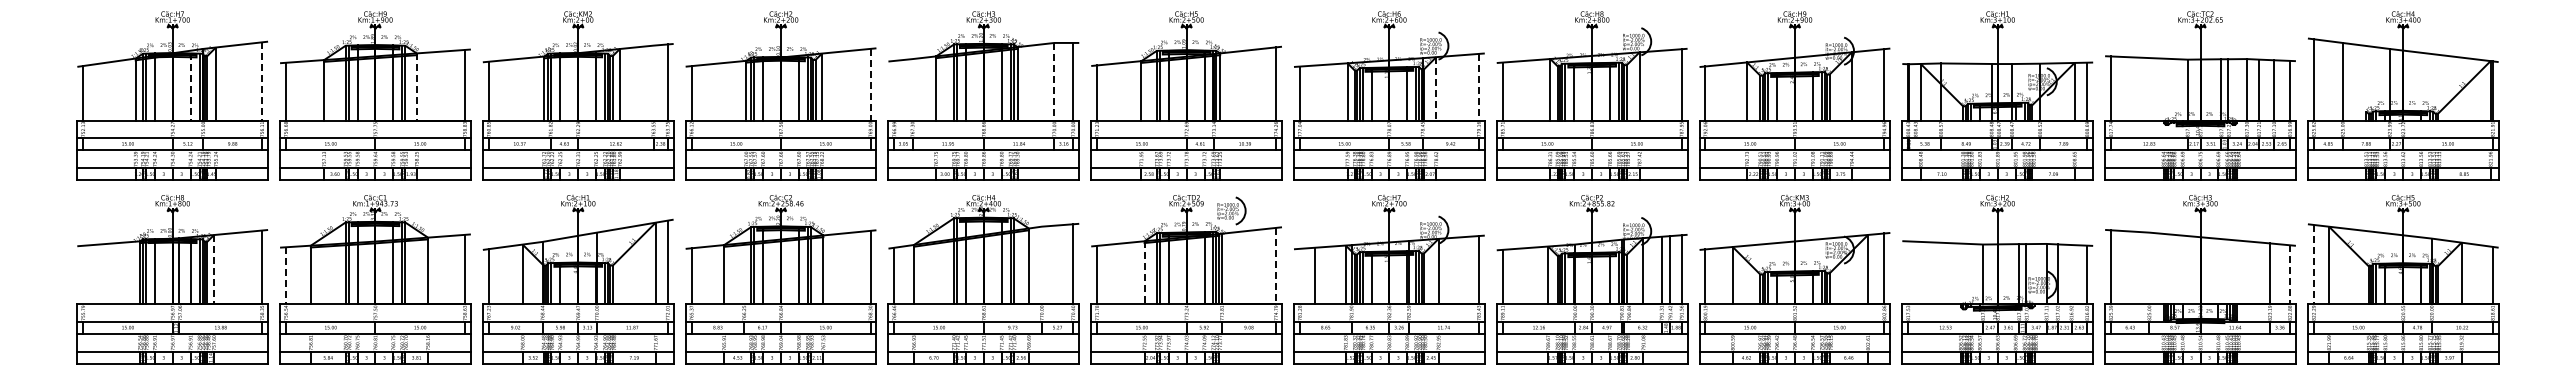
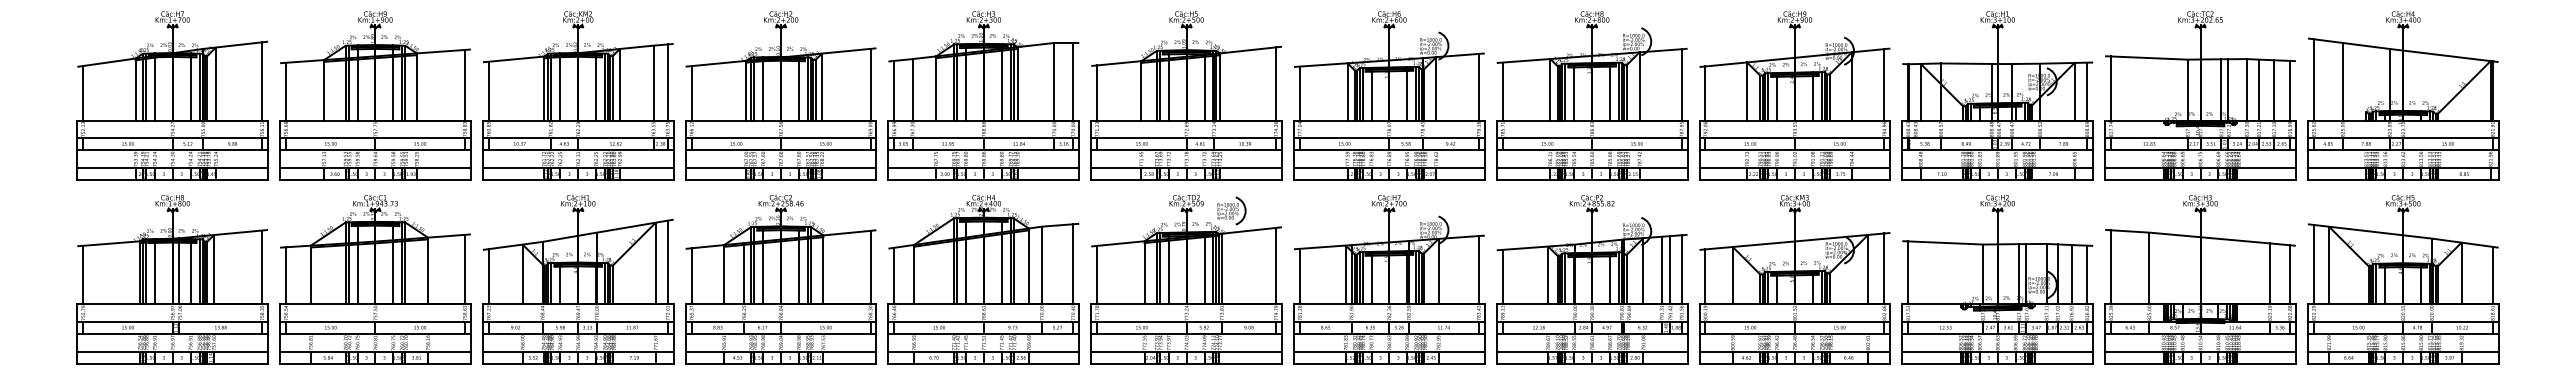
line: dashed -> solid (262, 81)
line: dashed -> solid (1054, 81)
line: none -> present (653, 82)
line: dashed -> solid (870, 84)
line: dashed -> solid (190, 86)
line: dashed -> solid (416, 86)
line: dashed -> solid (1478, 87)
line: dashed -> solid (1436, 88)
line: none -> present (912, 89)
line: none -> present (894, 90)
line: dashed -> solid (2313, 264)
line: none -> present (1041, 265)
line: dashed -> solid (1276, 266)
line: none -> present (2149, 268)
line: dashed -> solid (214, 269)
line: none -> present (1908, 272)
line: none -> present (744, 273)
line: dashed -> solid (1144, 273)
line: none -> present (83, 274)
line: none -> present (2071, 274)
line: dashed -> solid (2289, 275)
line: dashed -> solid (286, 276)
line position: (1314, 276) -> (1299, 276) (1299, 276)
